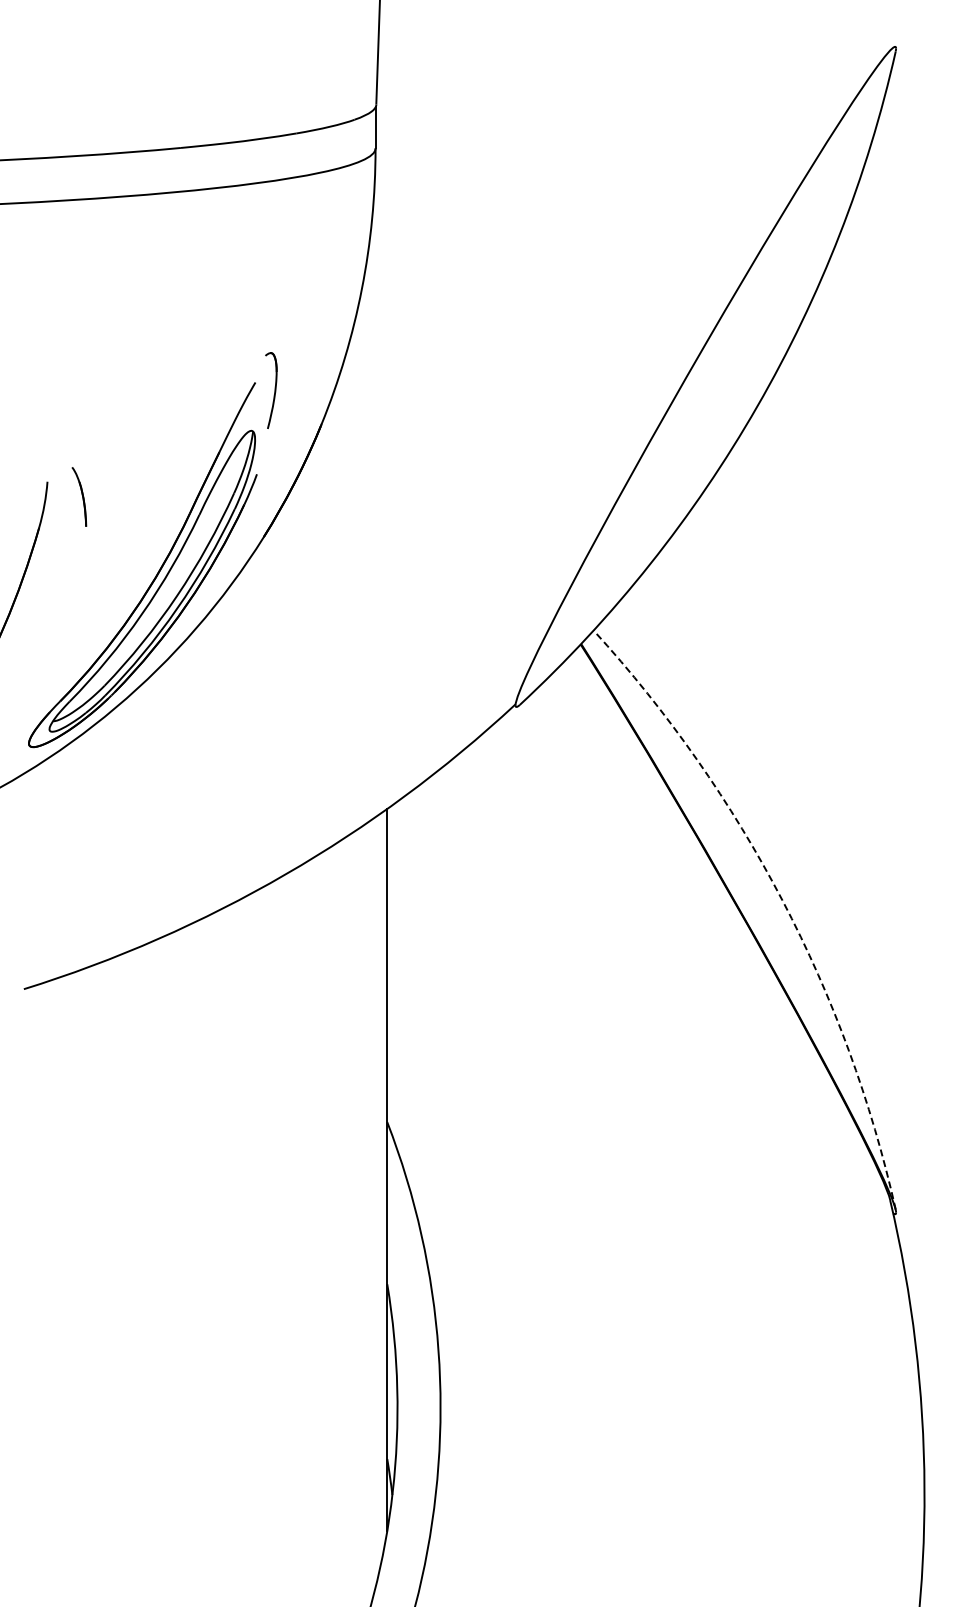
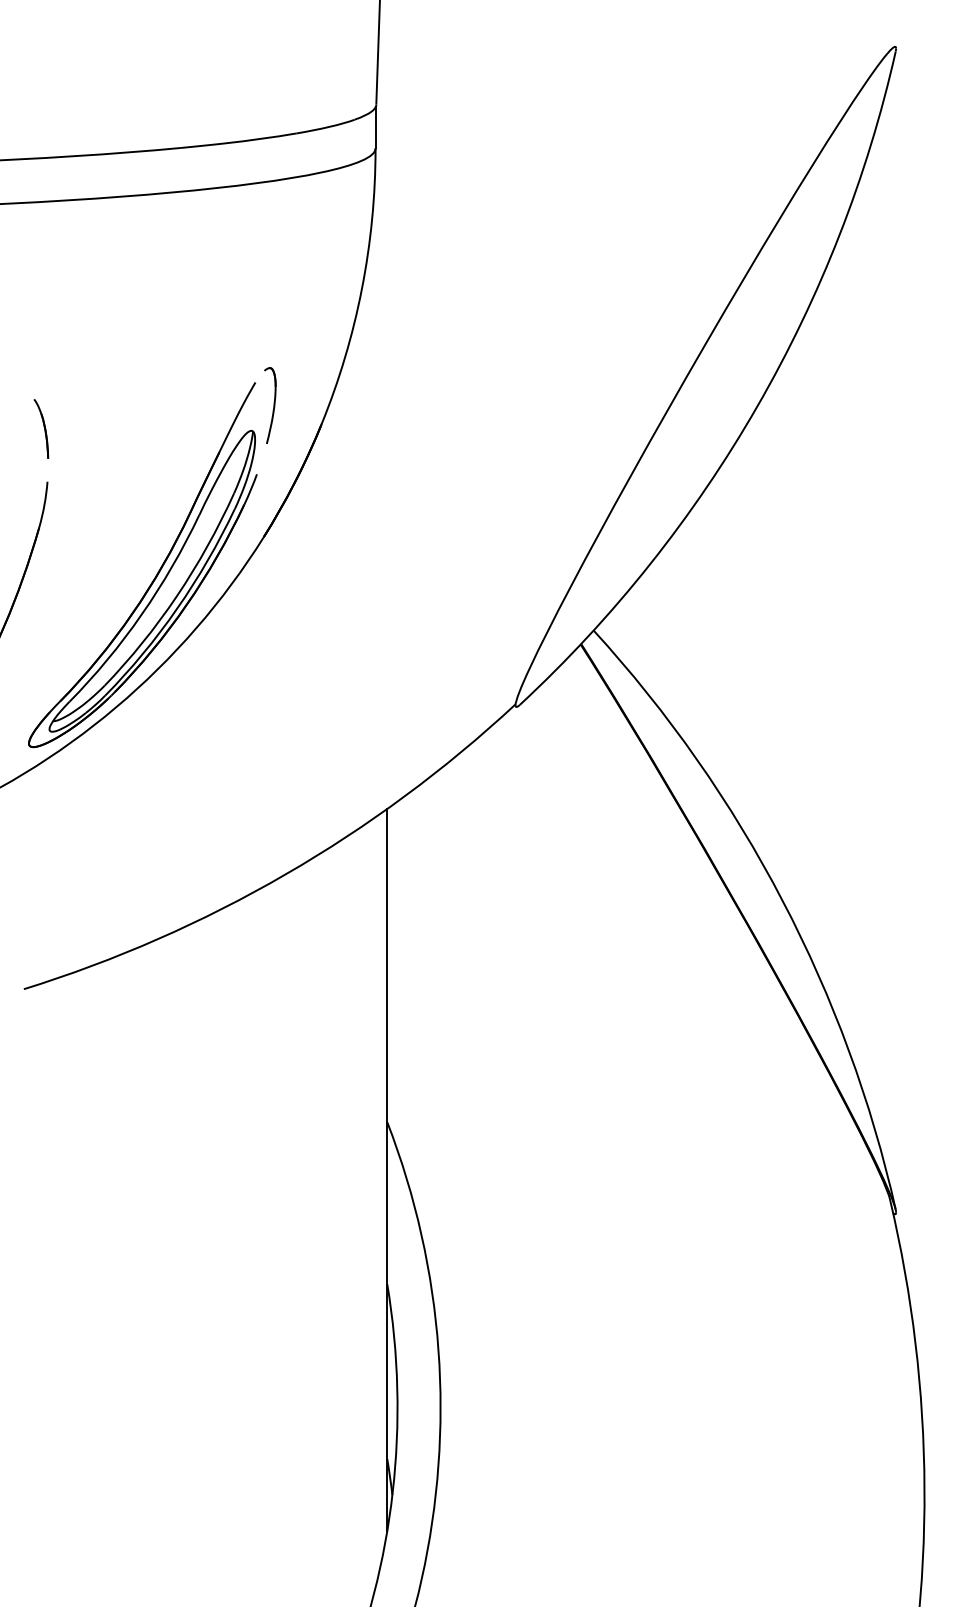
part position: (271, 390) -> (270, 405) (270, 405)
part position: (79, 496) -> (41, 428) (41, 428)
arc: dashed -> solid (782, 900)
